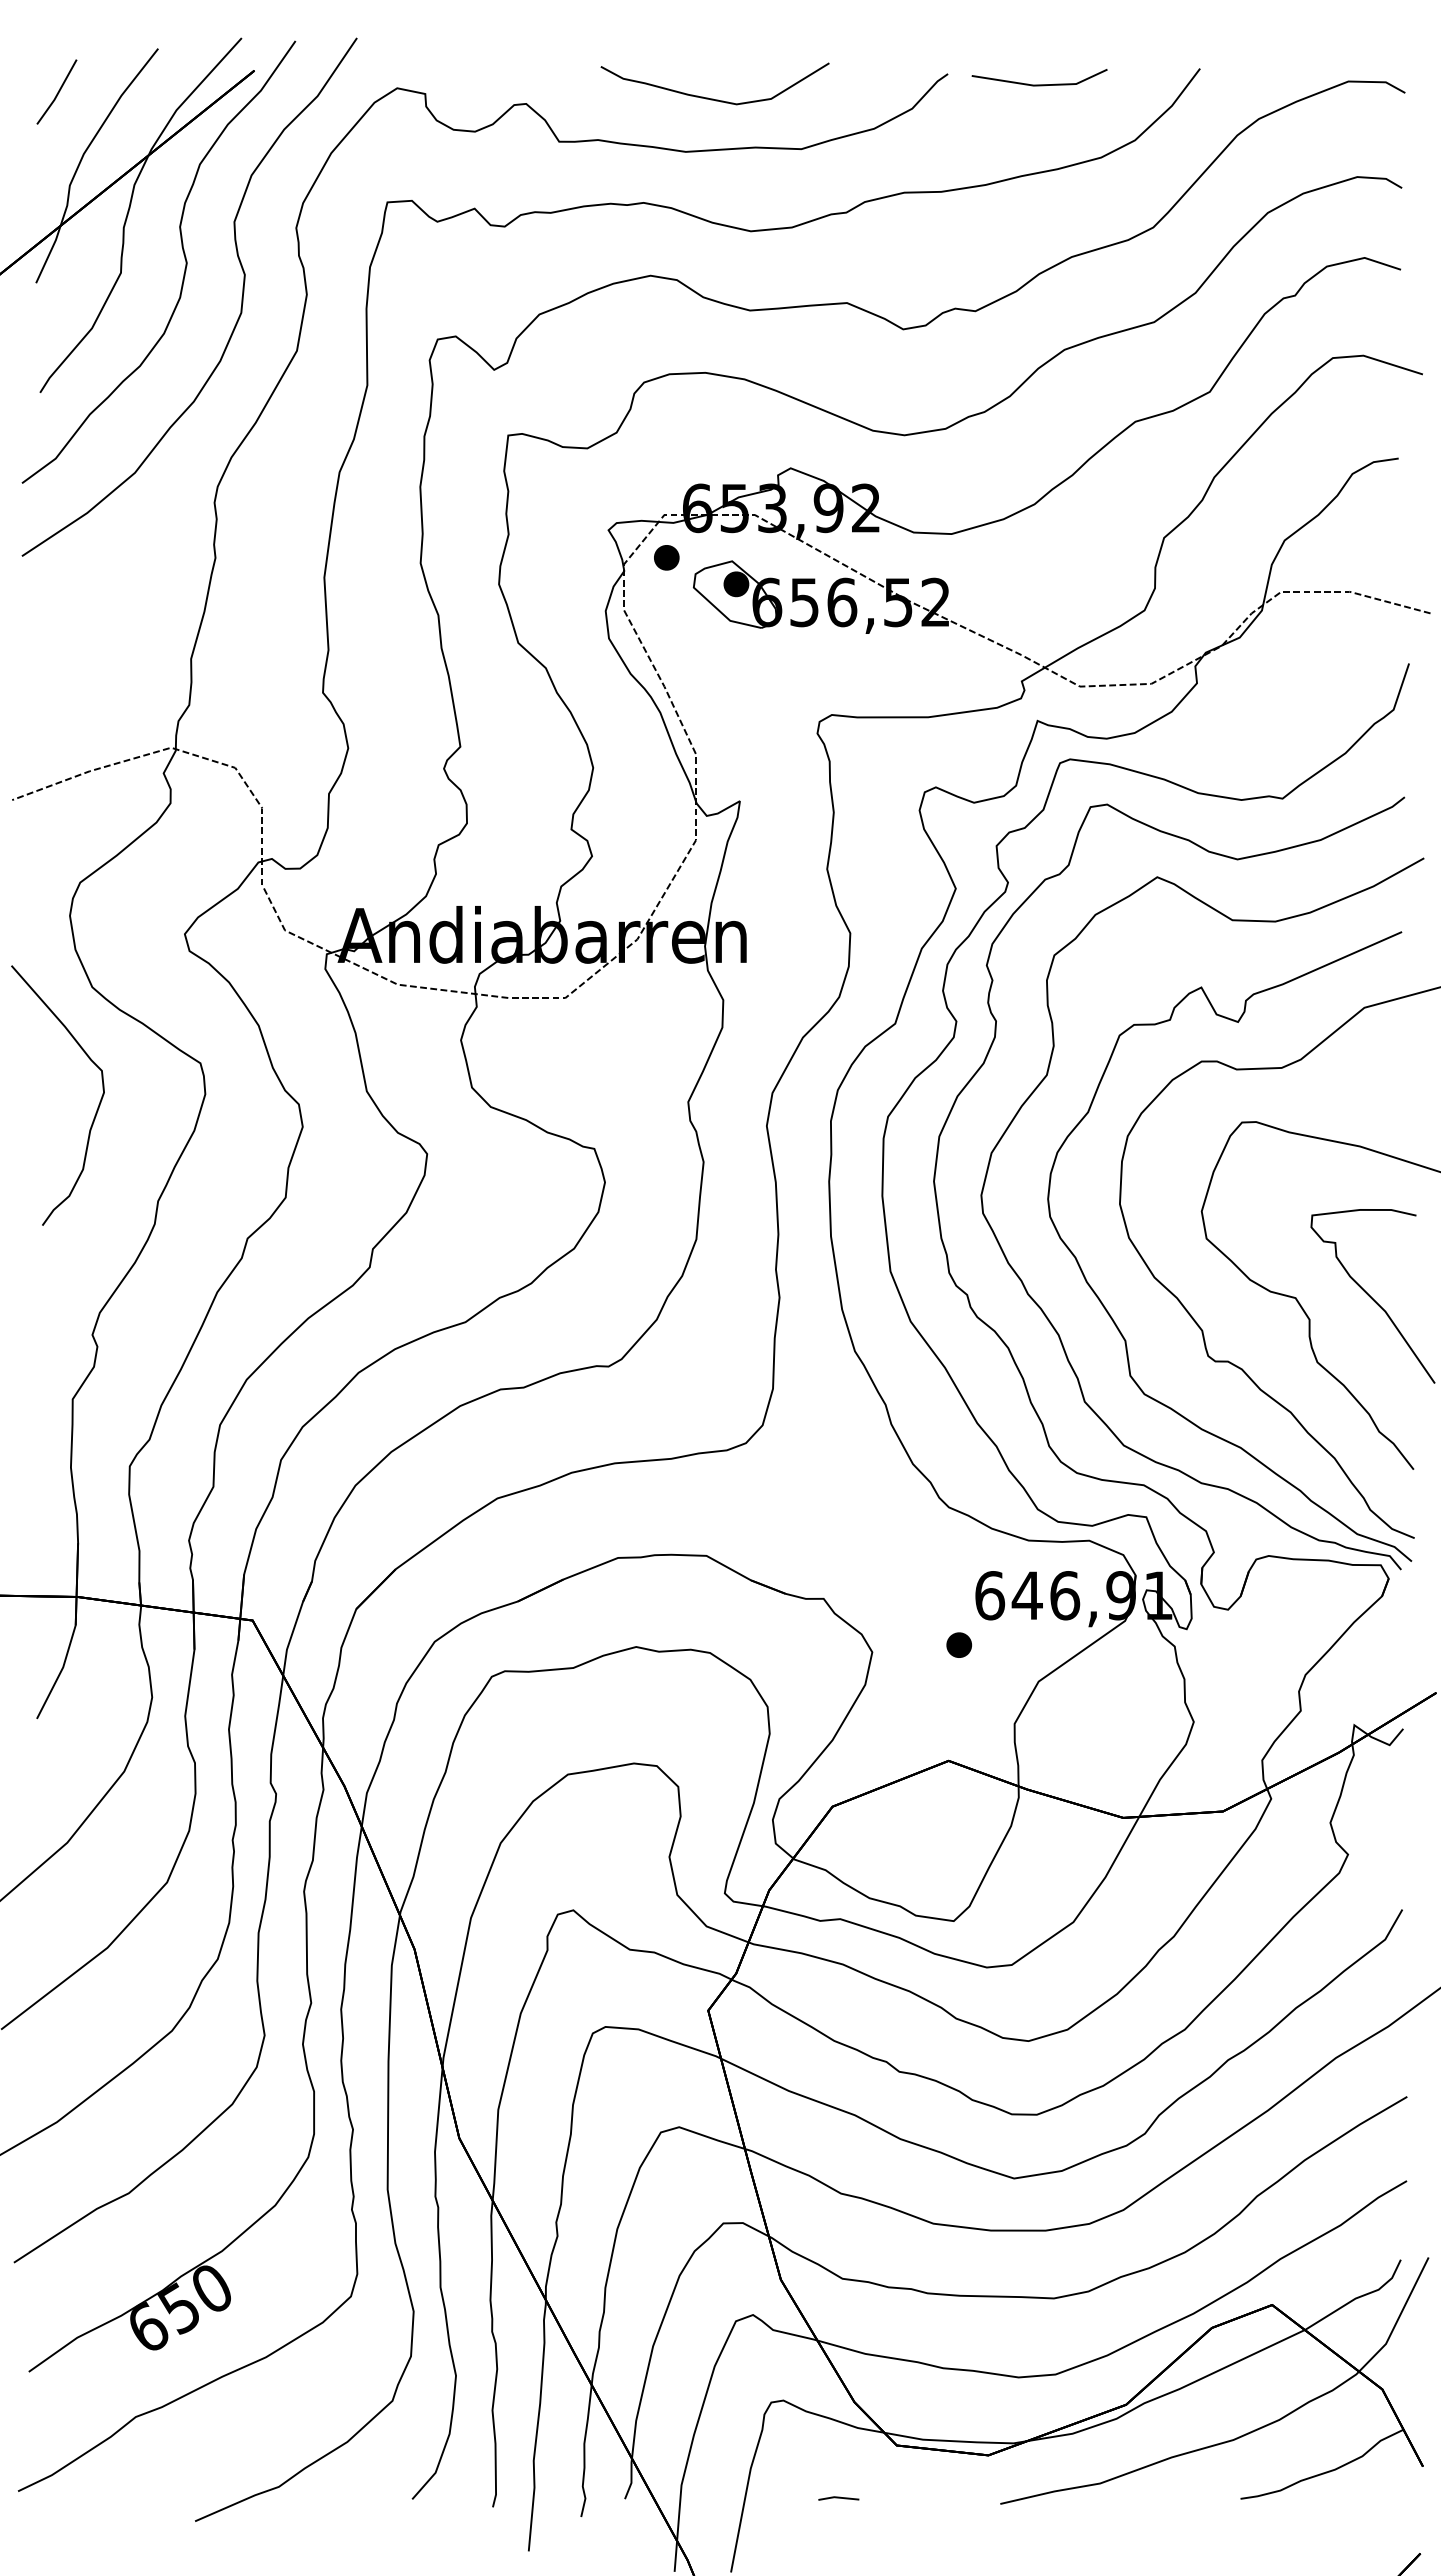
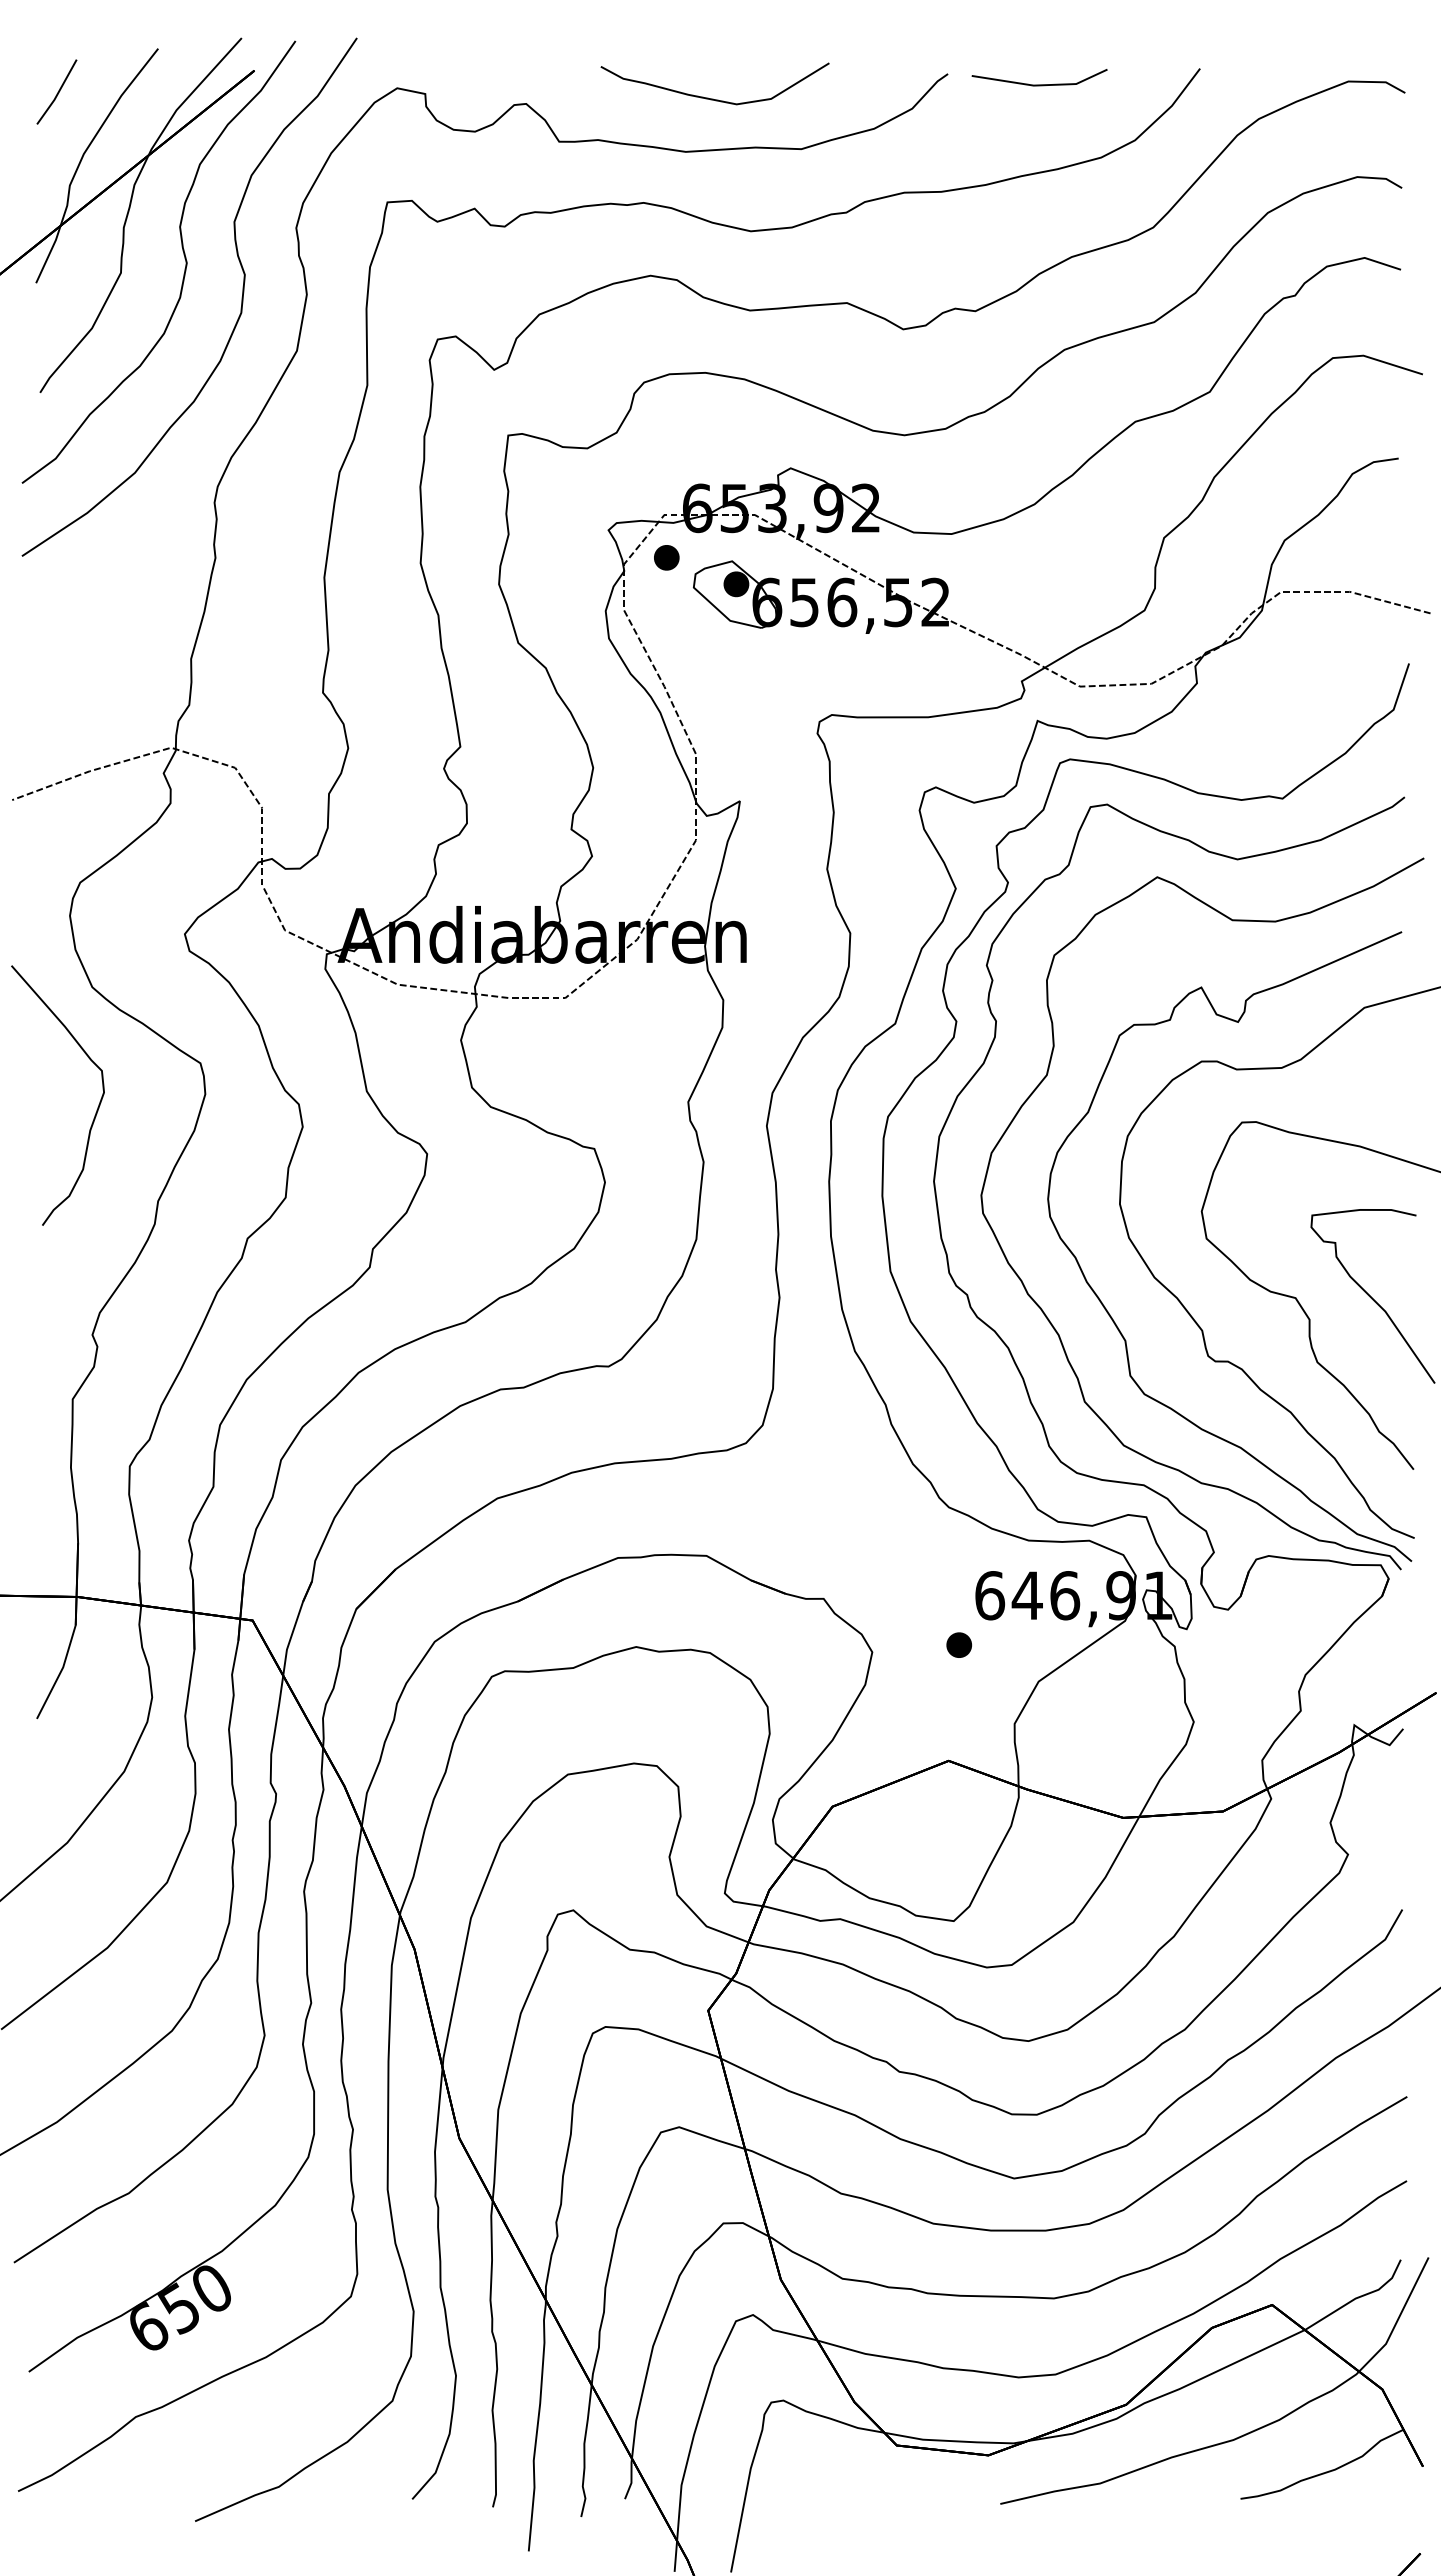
line: present -> none (838, 2498)
